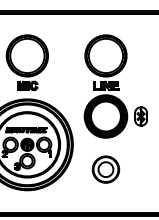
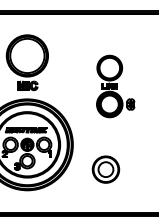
part size: 65x105 px -> 40x65 px (115, 86)
